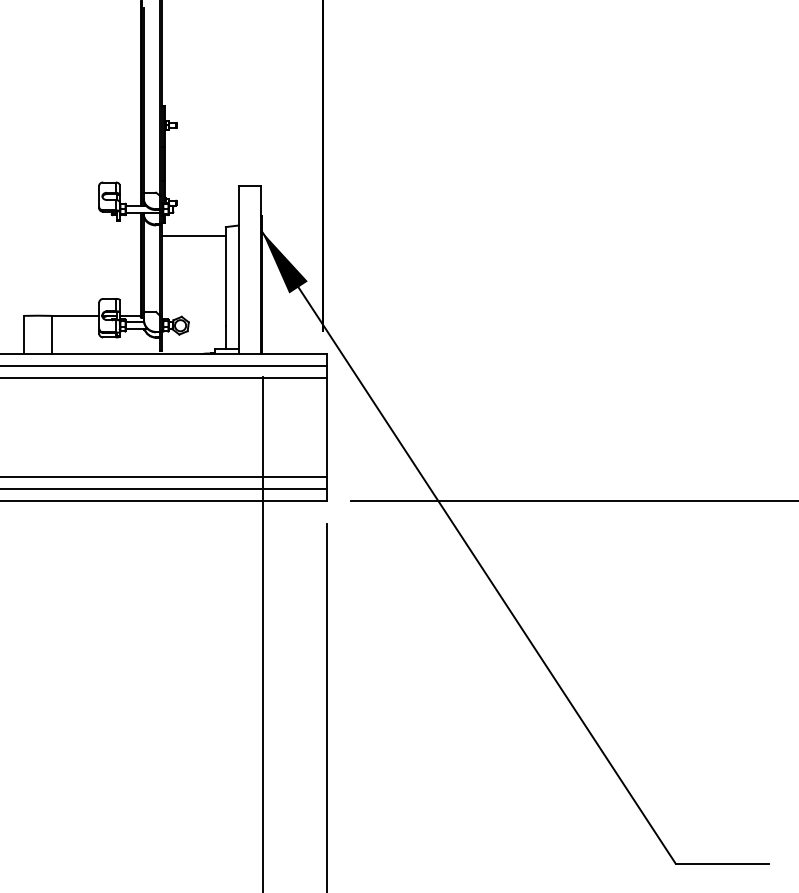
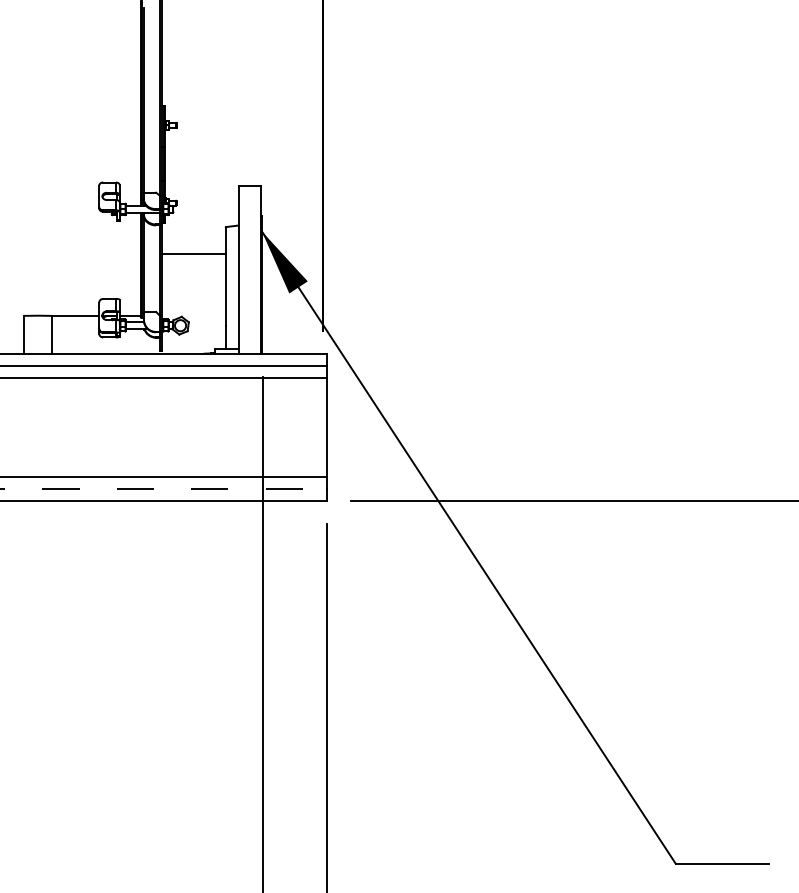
line position: (193, 236) -> (193, 254) (193, 254)
line: solid -> dashed (164, 489)
